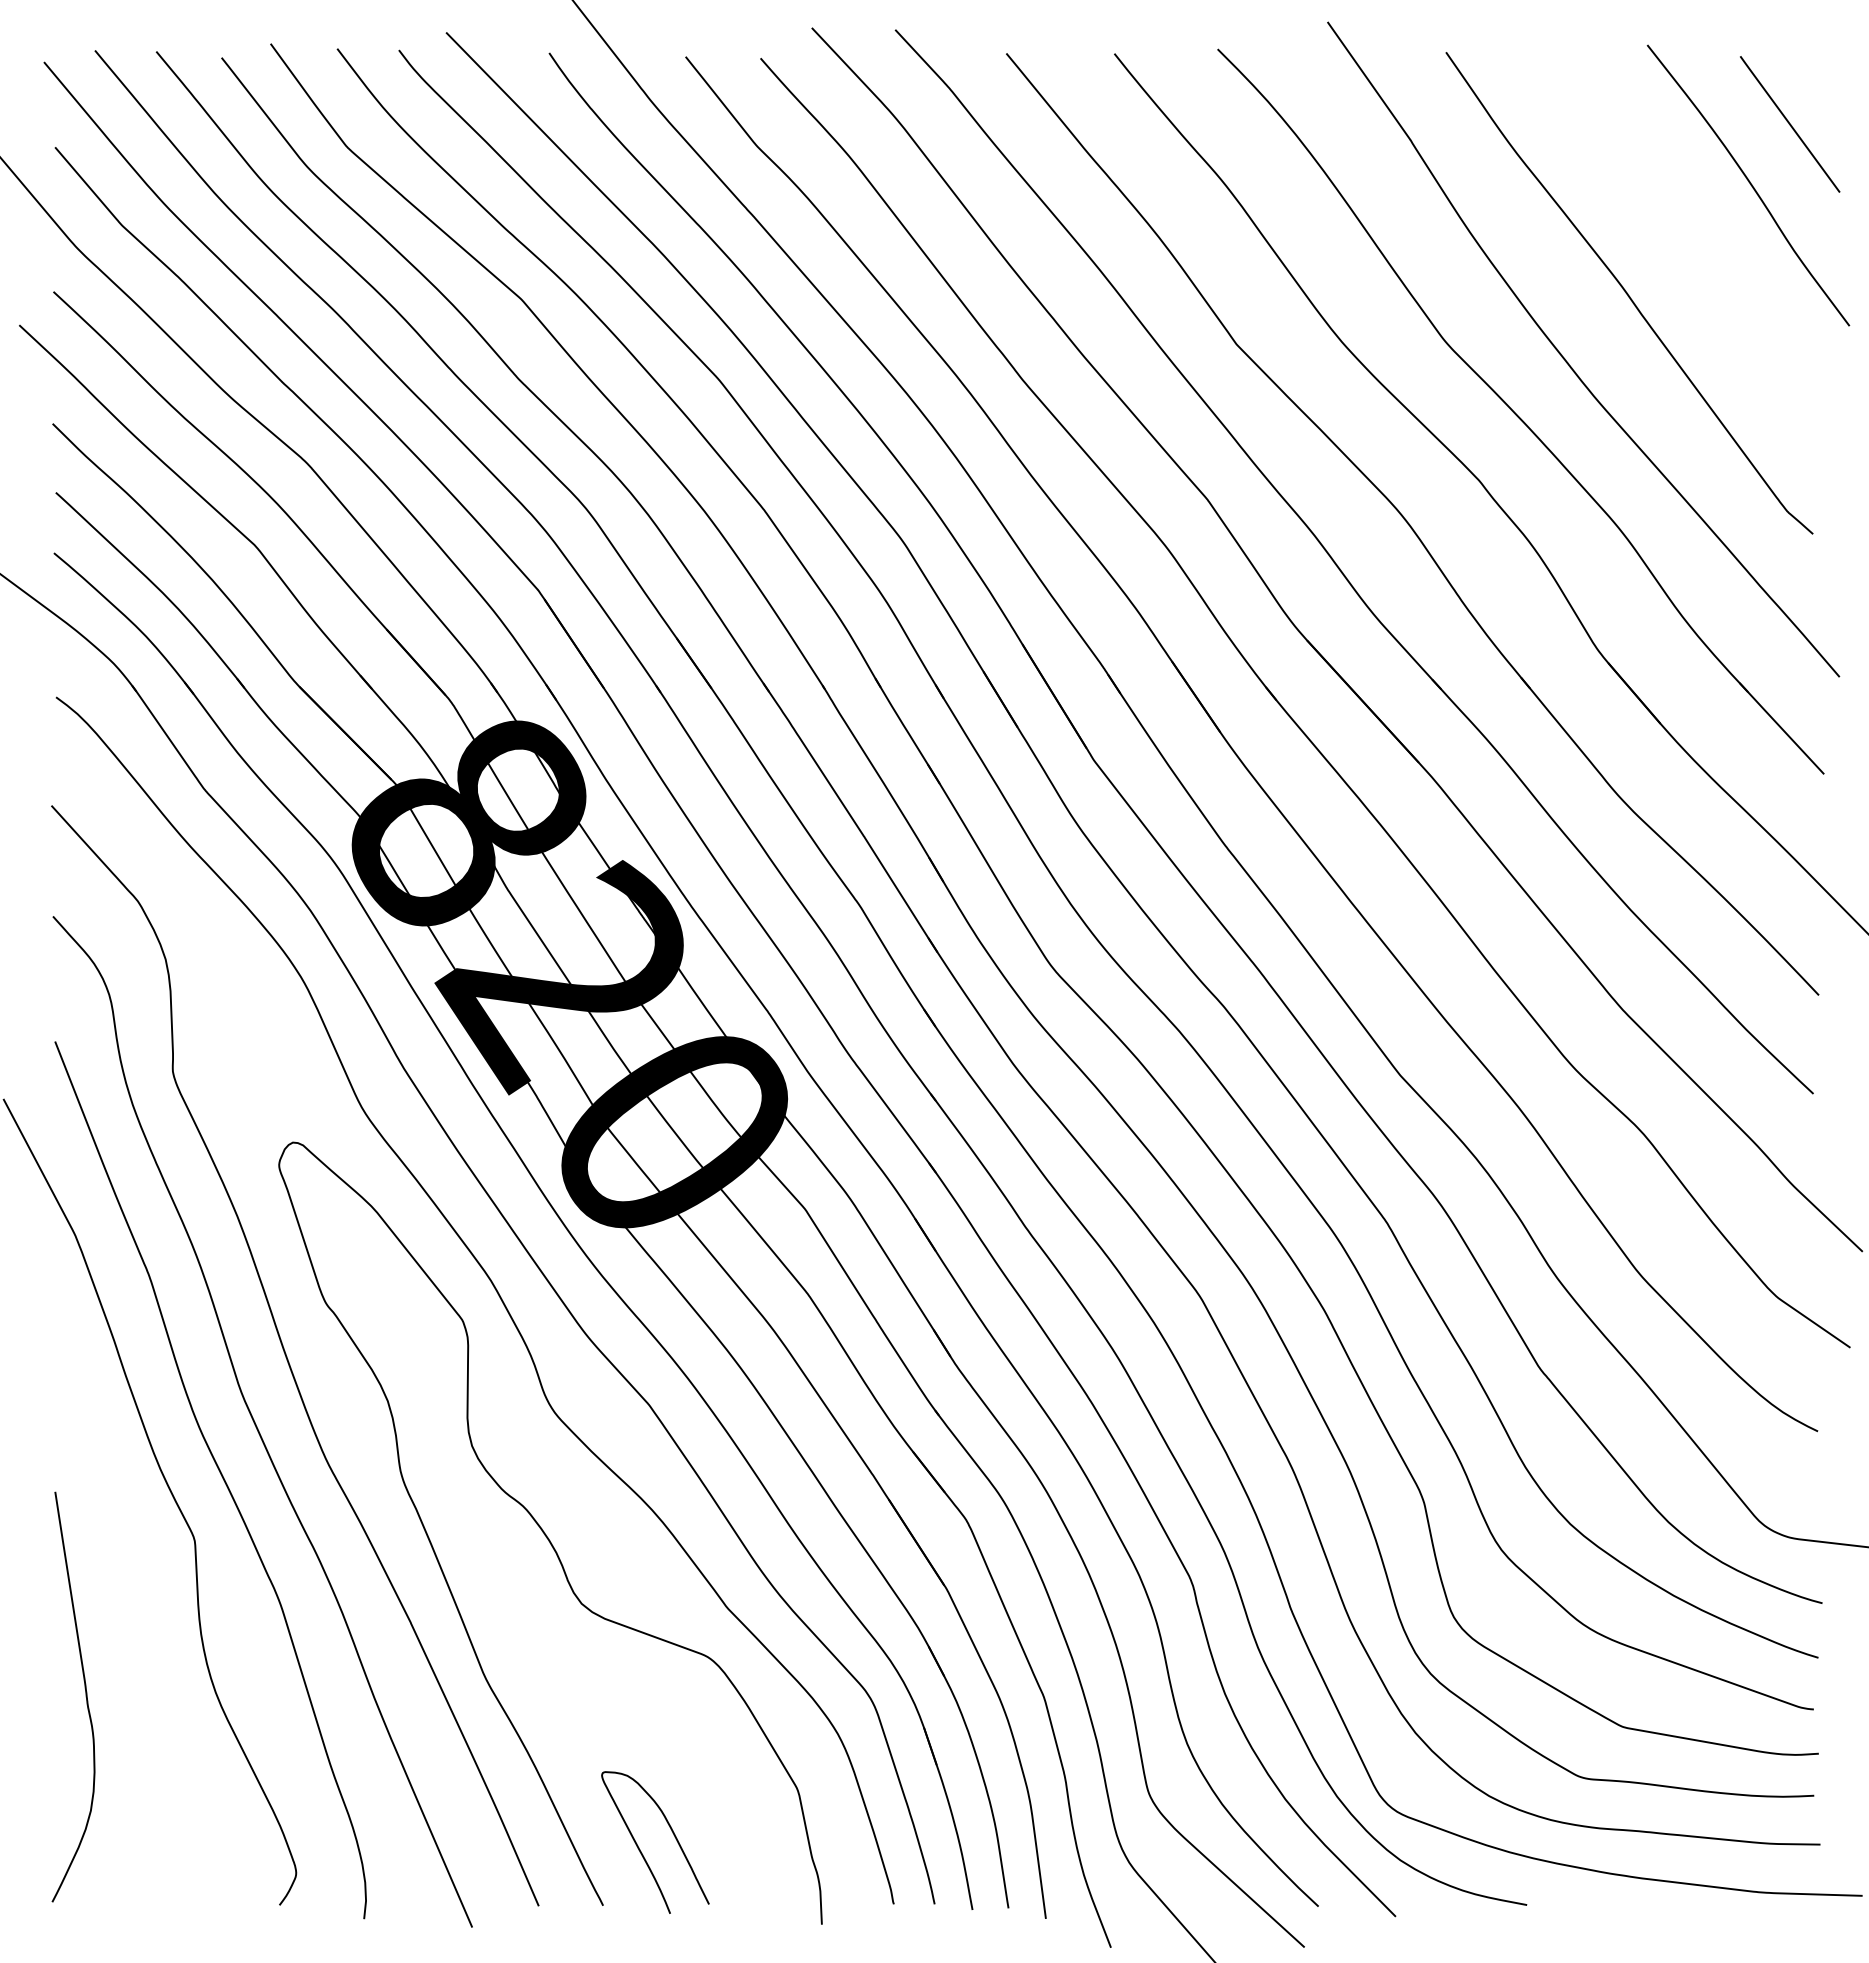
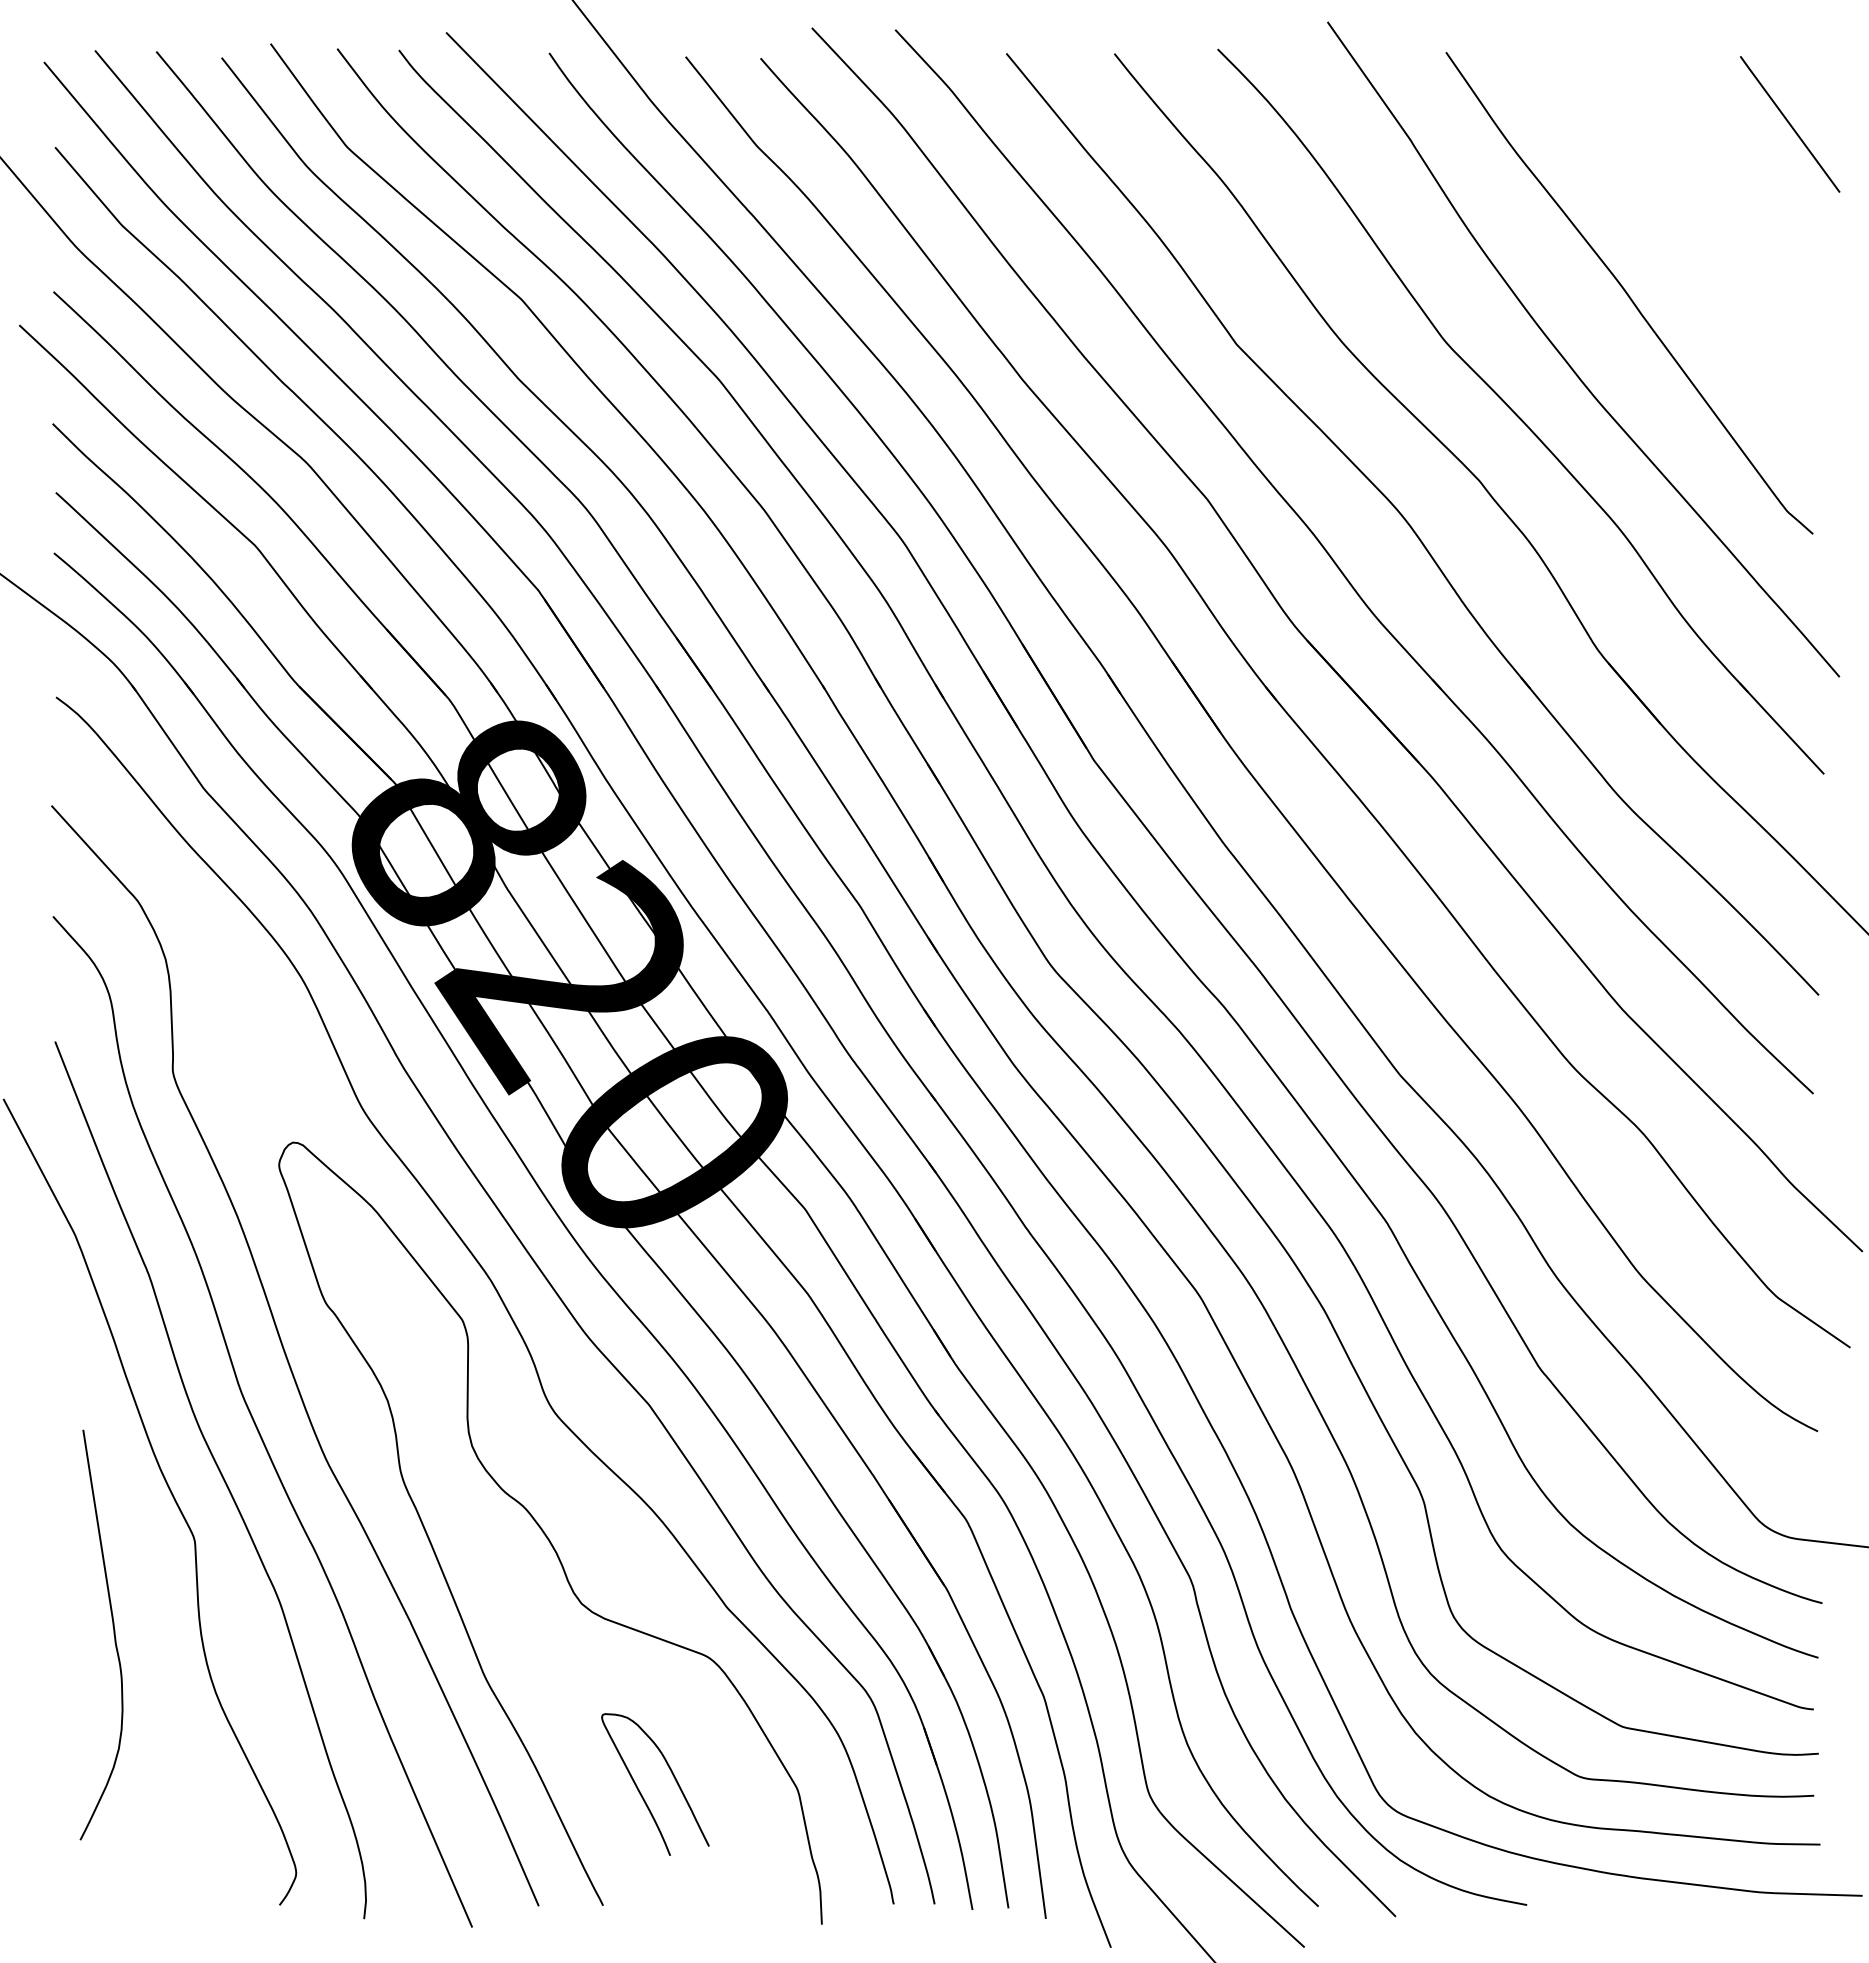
curve: present -> none (1750, 185)
curve position: (85, 1696) -> (113, 1634) (113, 1634)
curve position: (640, 1849) -> (640, 1791) (640, 1791)
